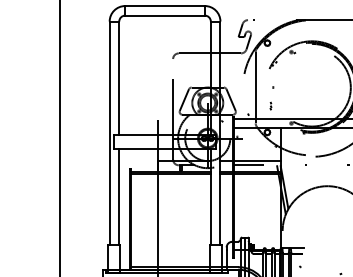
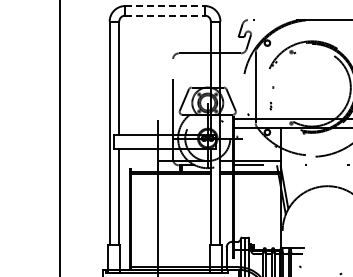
line: solid -> dashed (165, 6)
line: solid -> dashed (165, 15)
